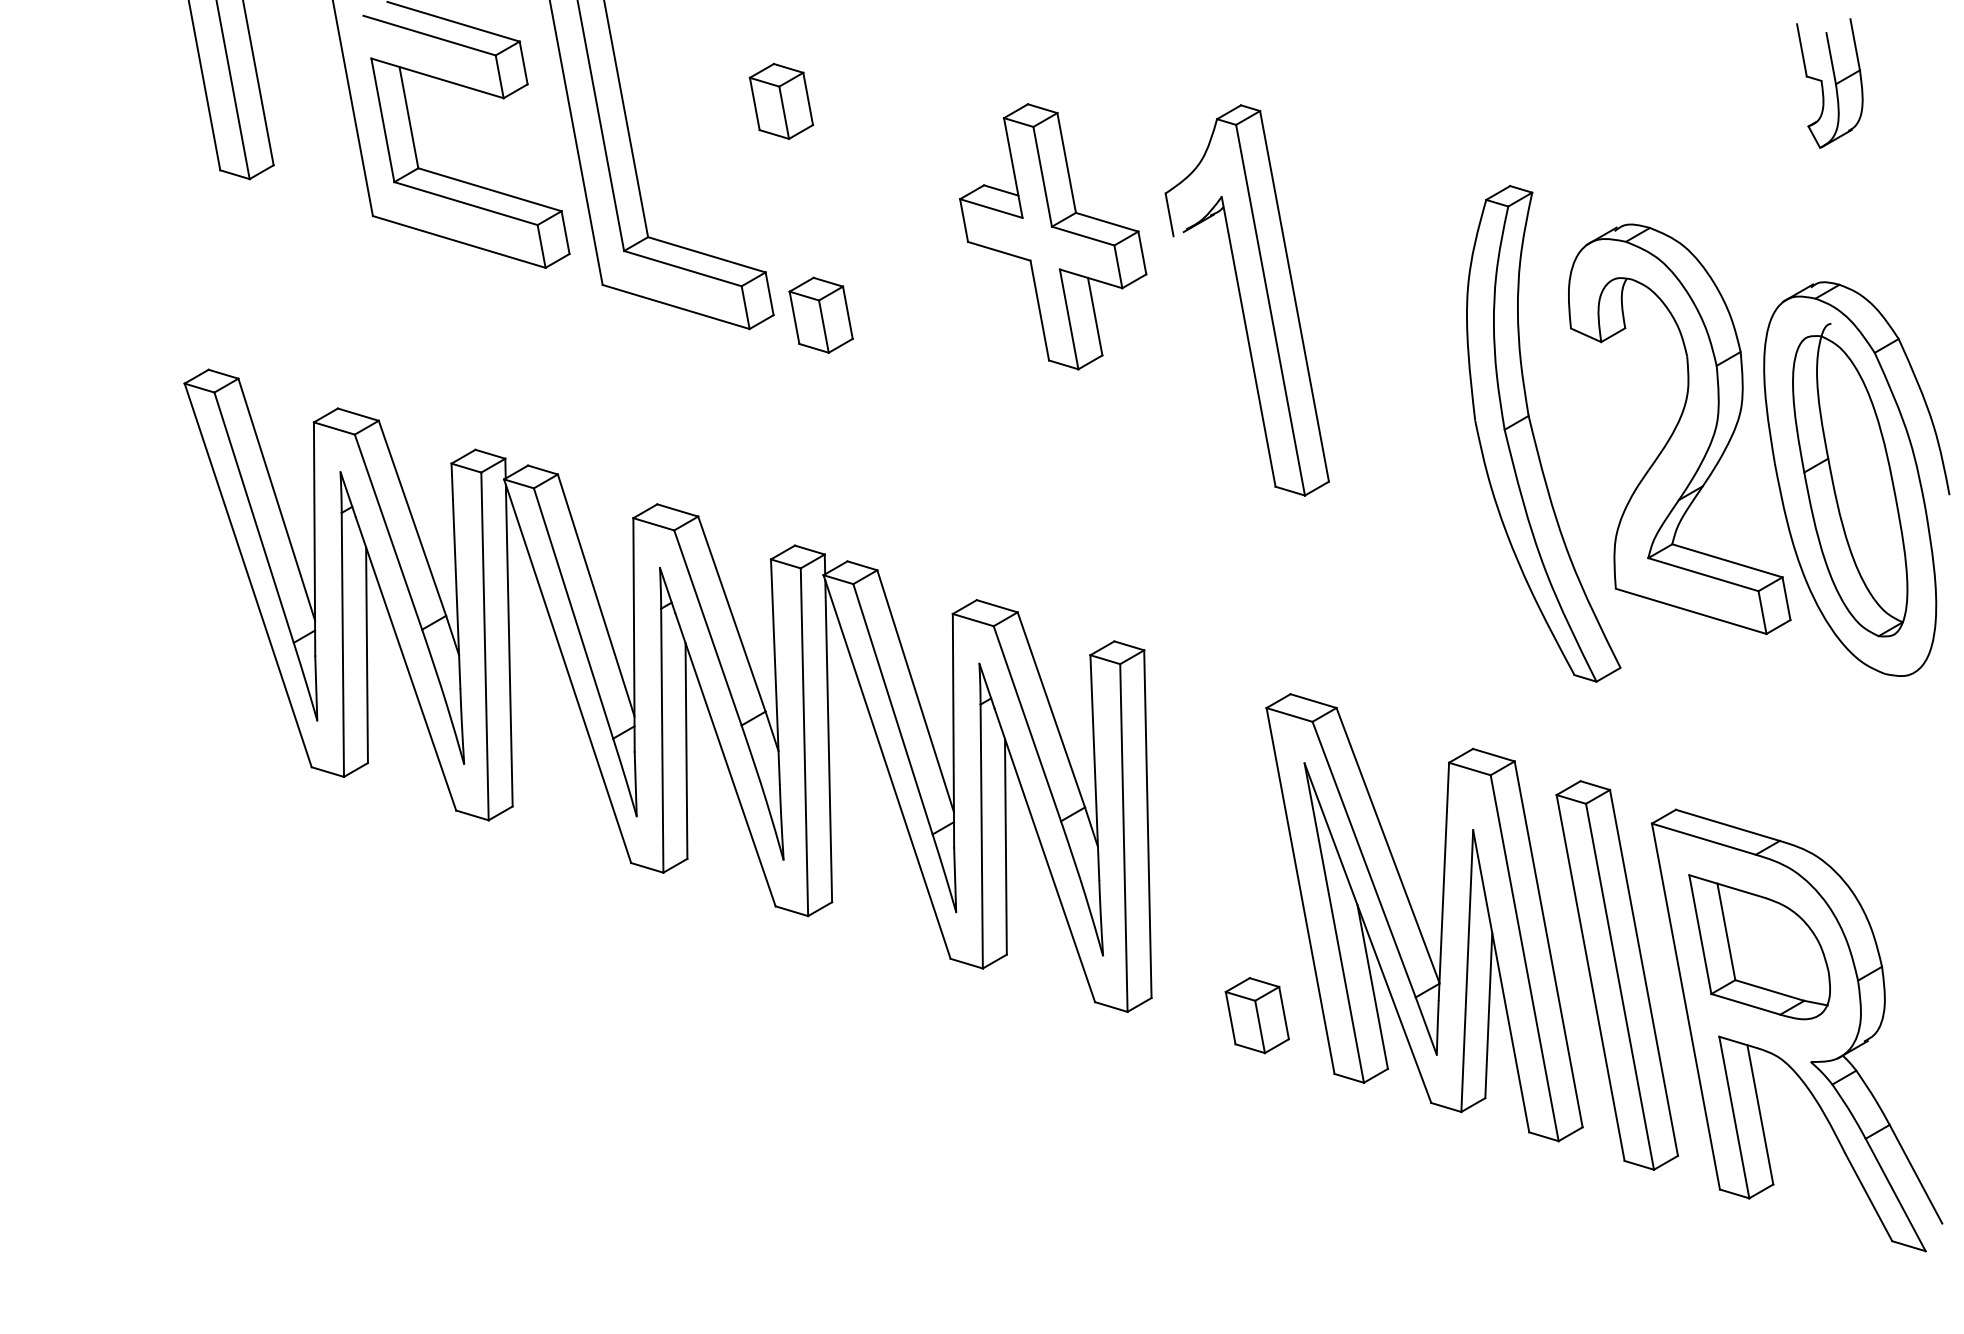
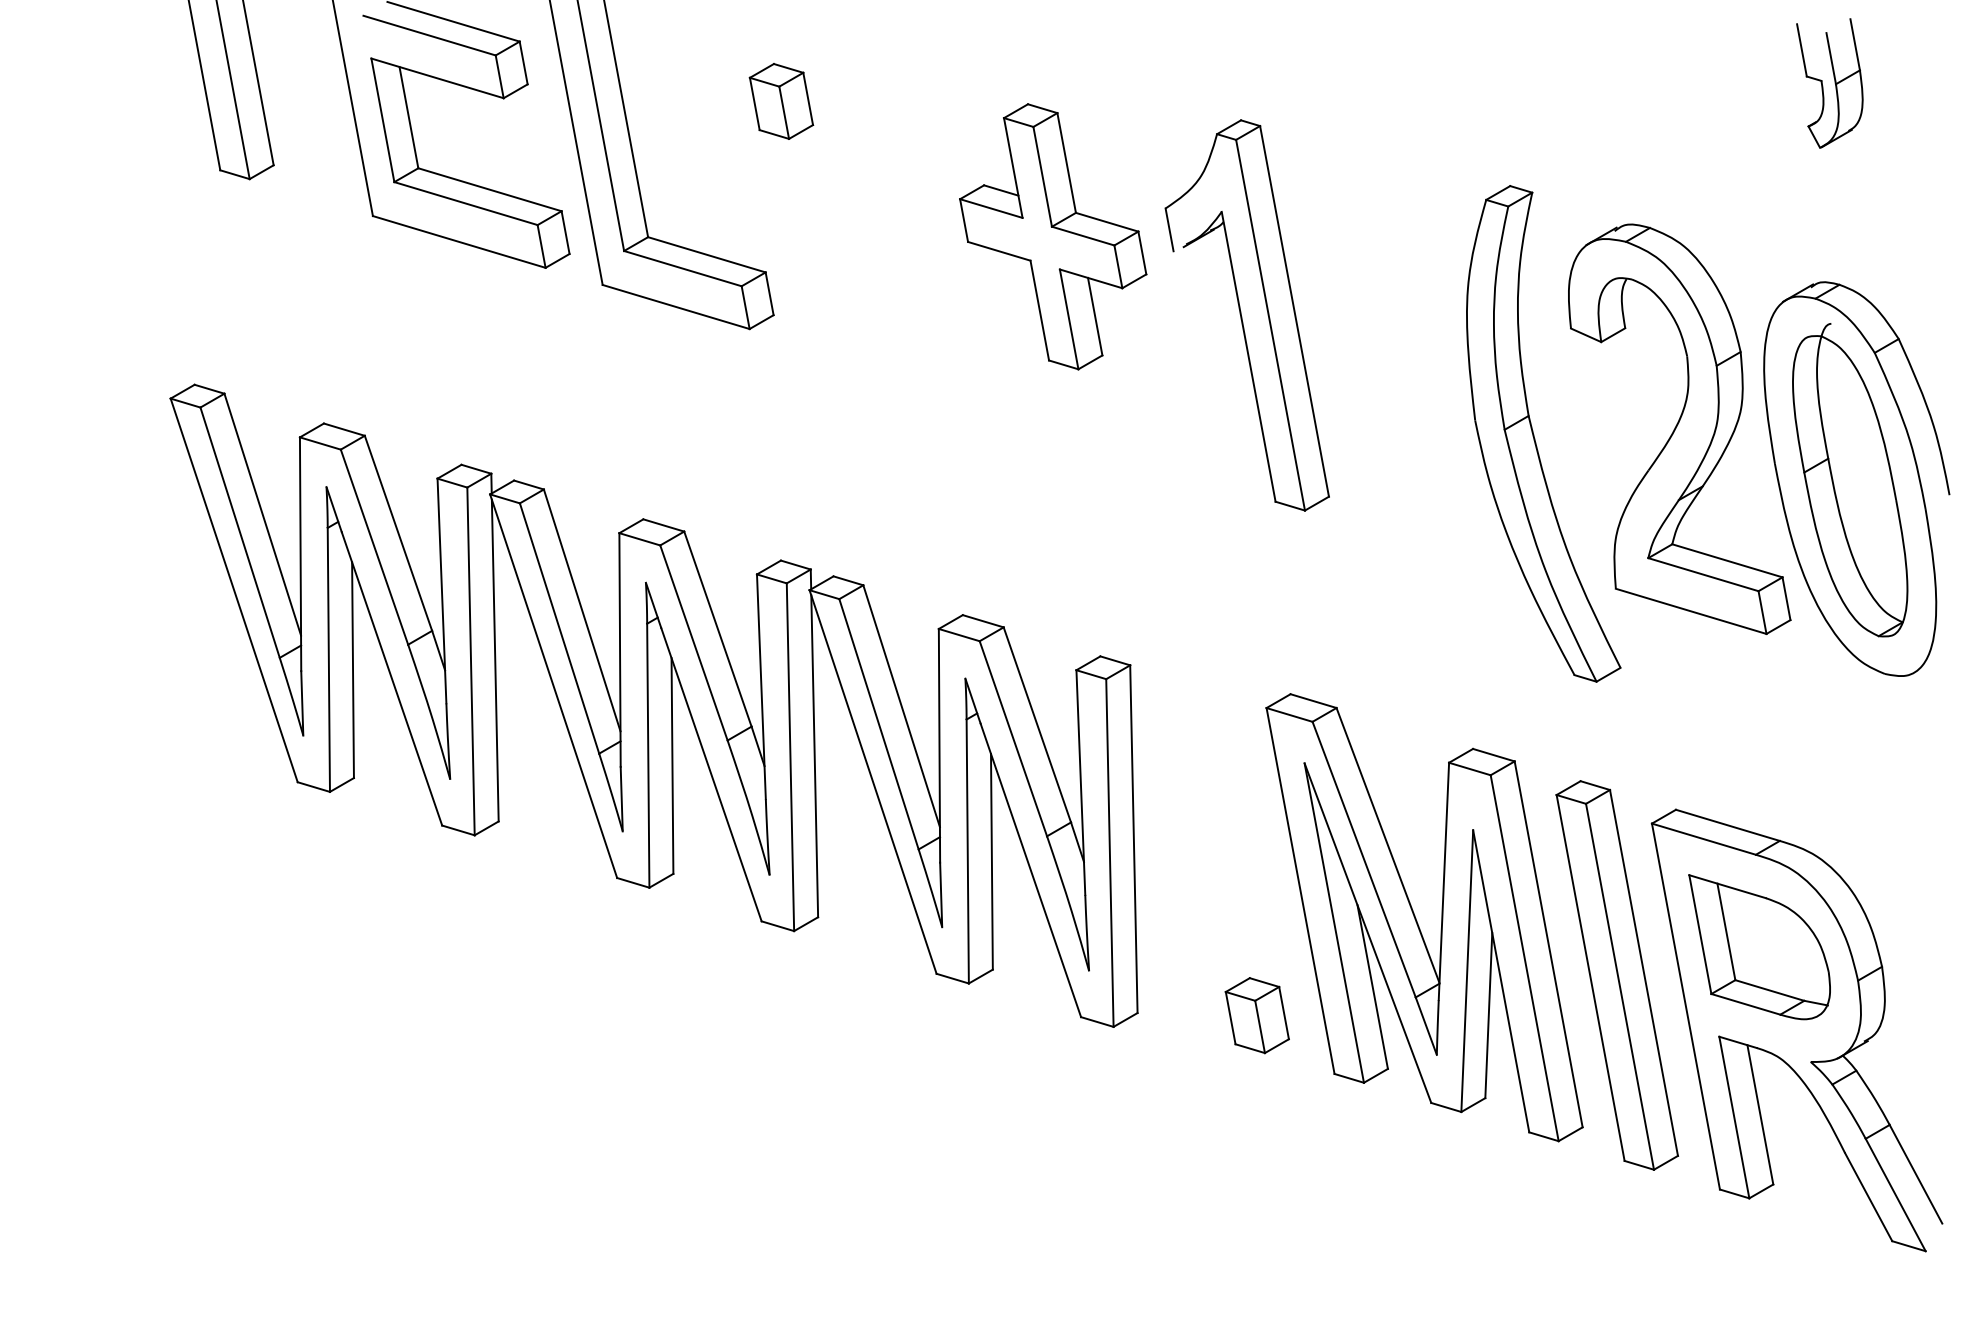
part position: (1246, 300) -> (1246, 315) (1246, 315)
part: present -> none (820, 314)
part position: (667, 690) -> (653, 705) (653, 705)
